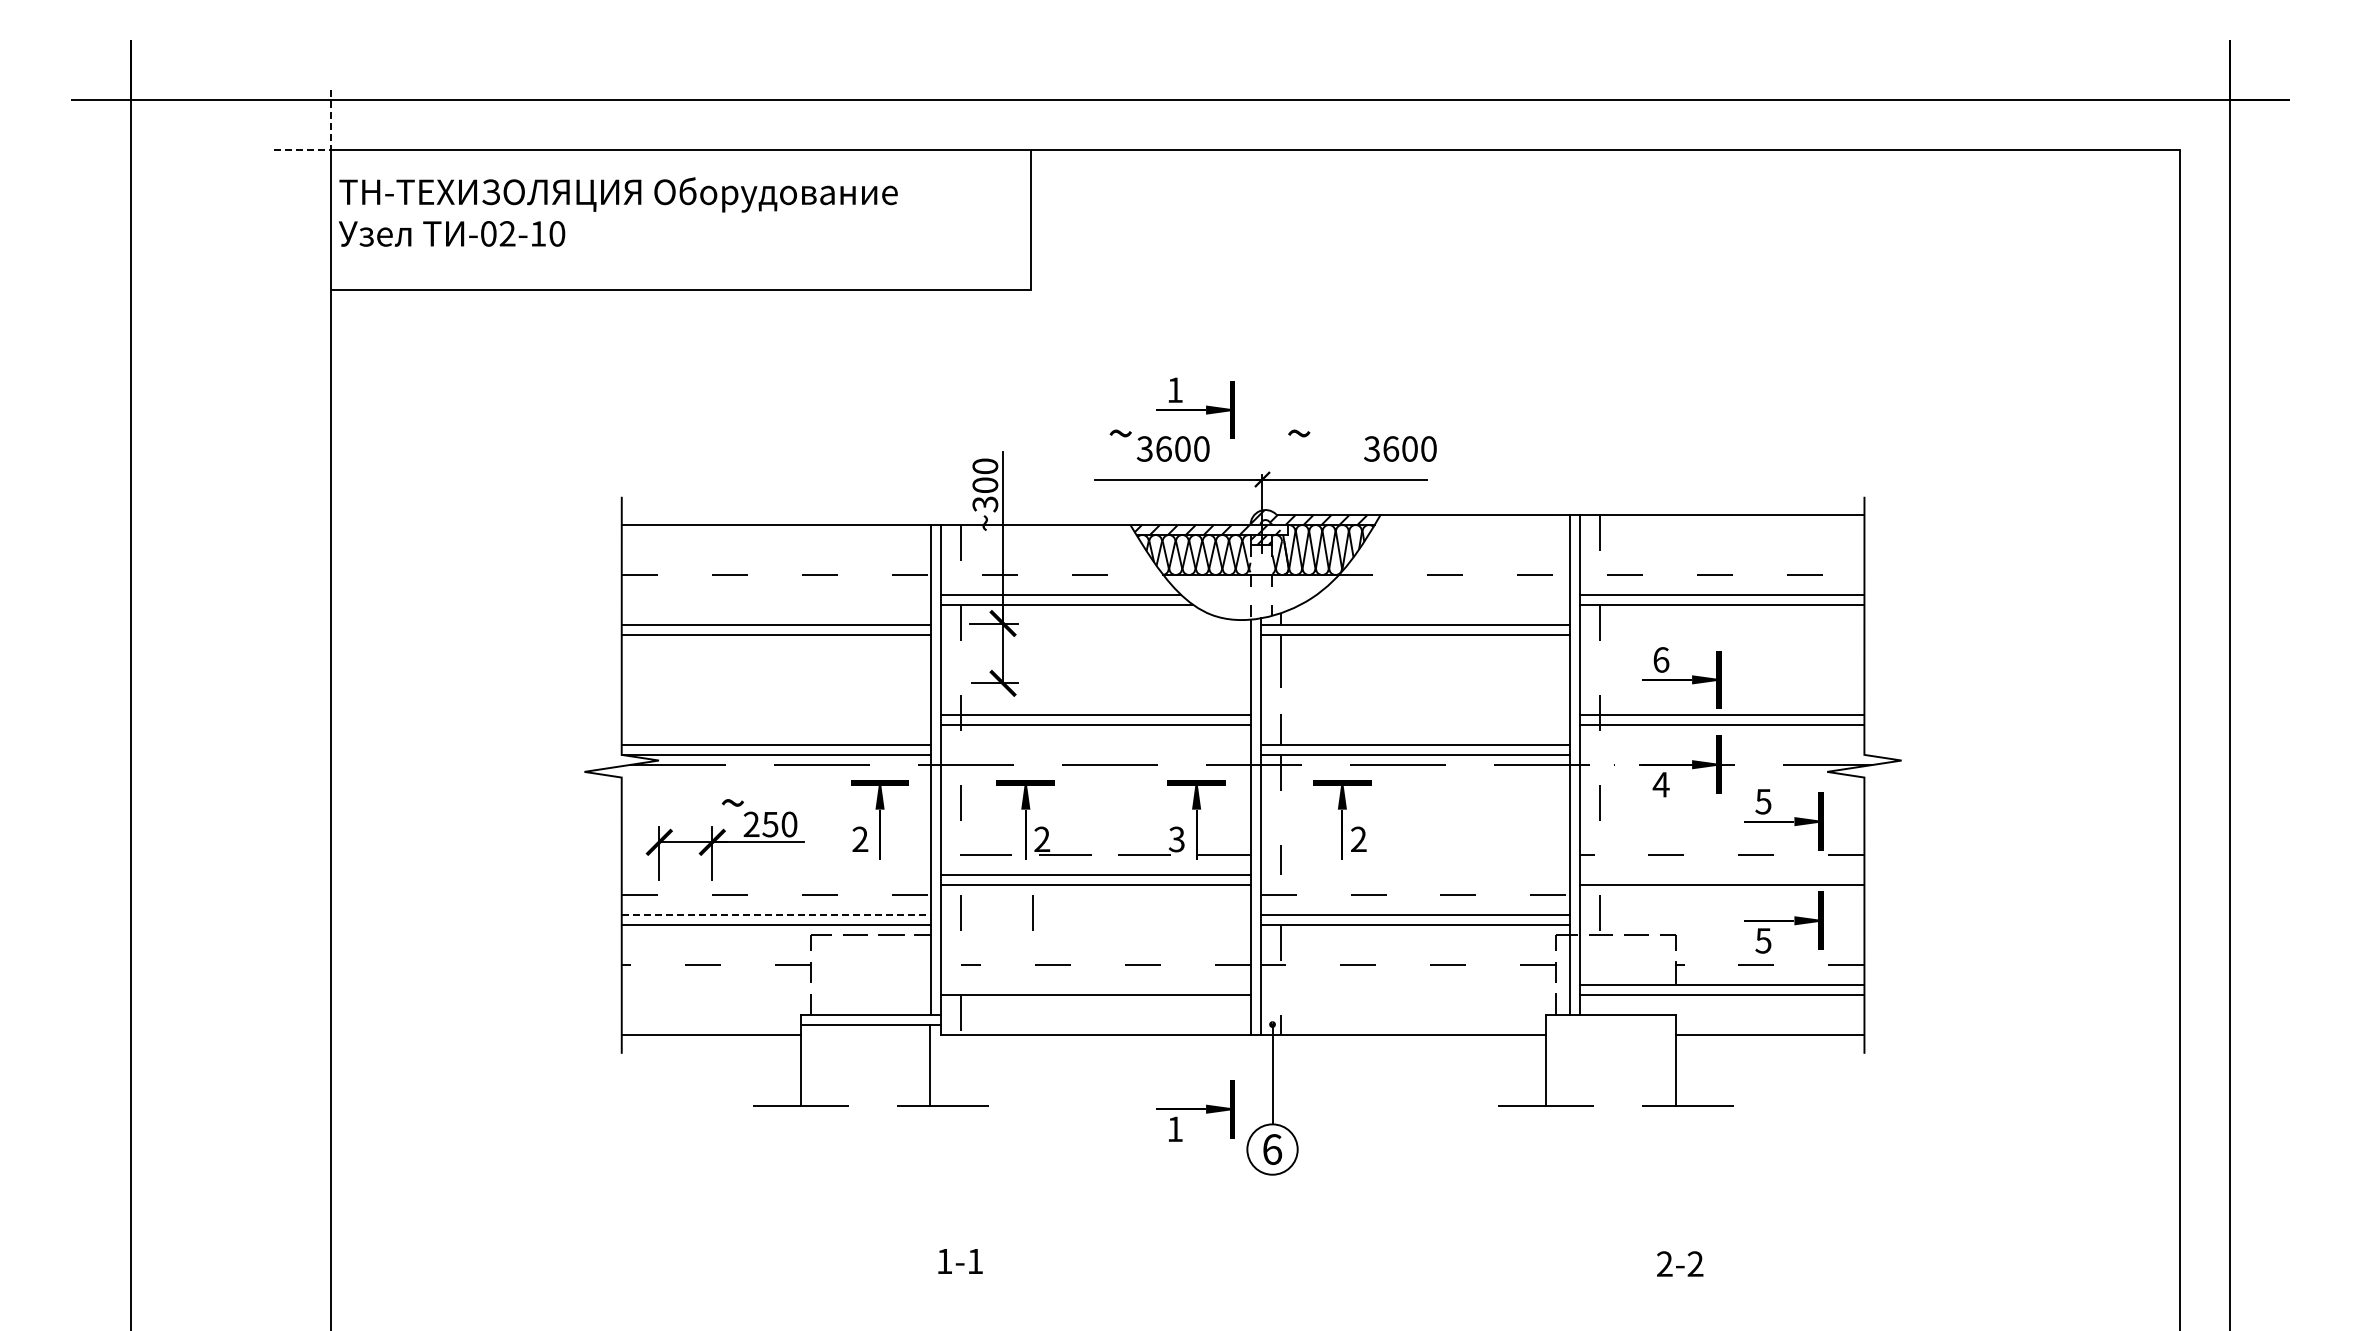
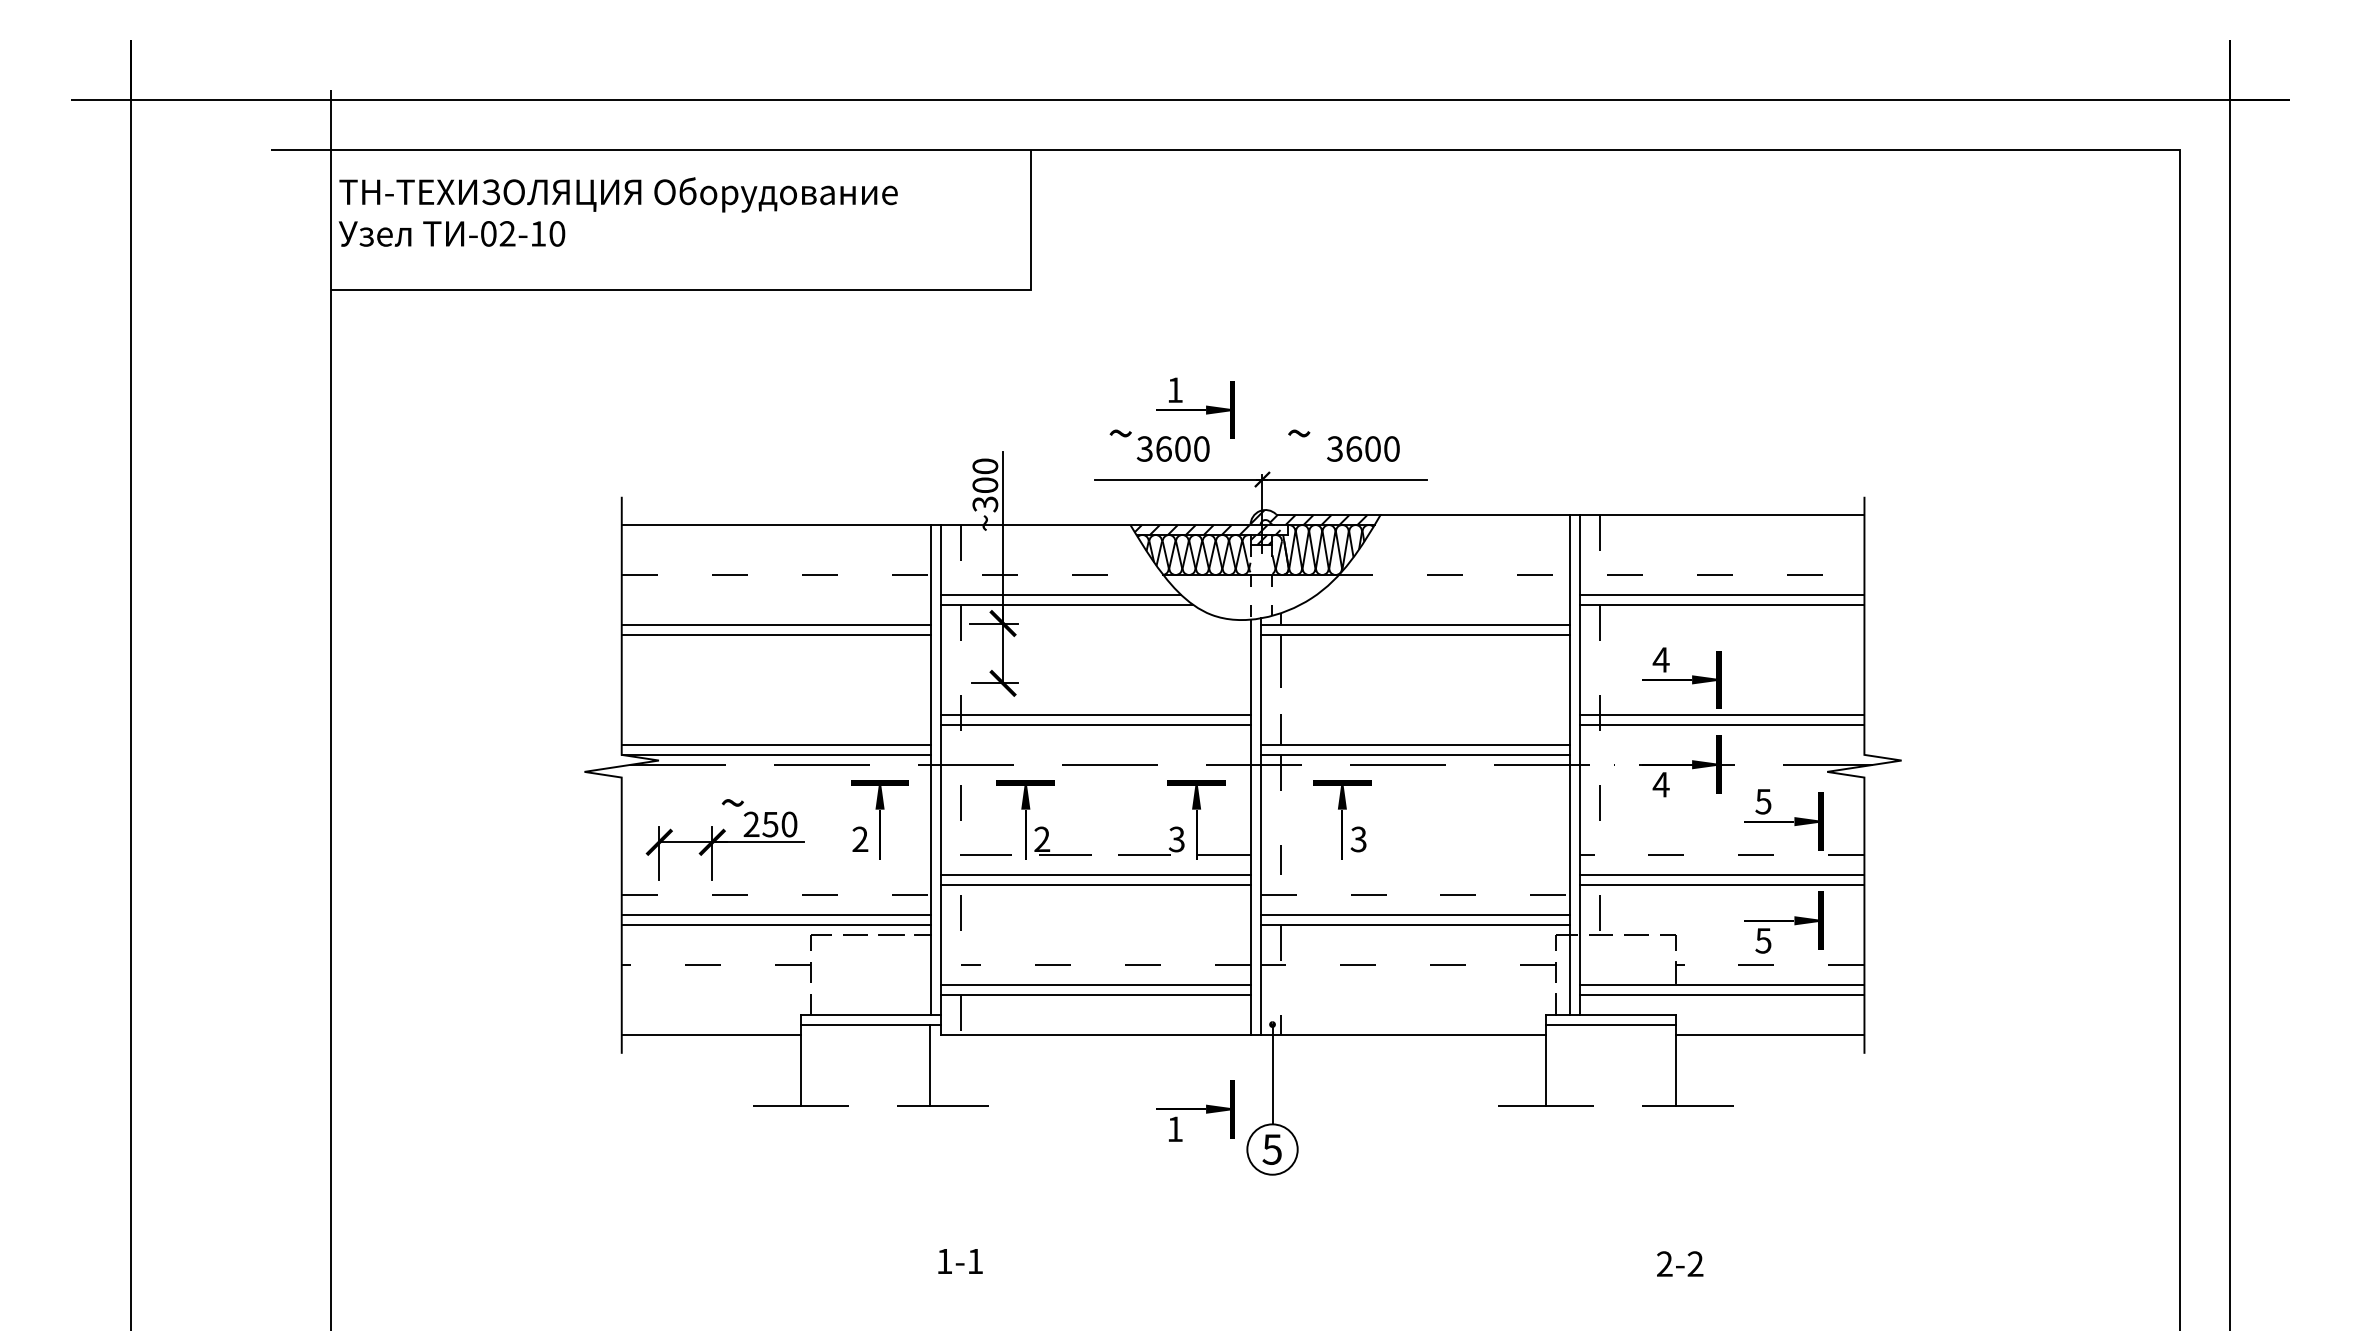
line: dashed -> solid (330, 149)
text position: (1400, 448) -> (1363, 448) (1363, 448)
text: 6 -> 4 (1660, 659)
text: 2 -> 3 (1358, 839)
line: none -> present (1722, 874)
line: present -> none (1032, 912)
line: dashed -> solid (776, 914)
line: none -> present (1095, 984)
line: none -> present (1611, 1024)
text: 6 -> 5 (1272, 1149)
